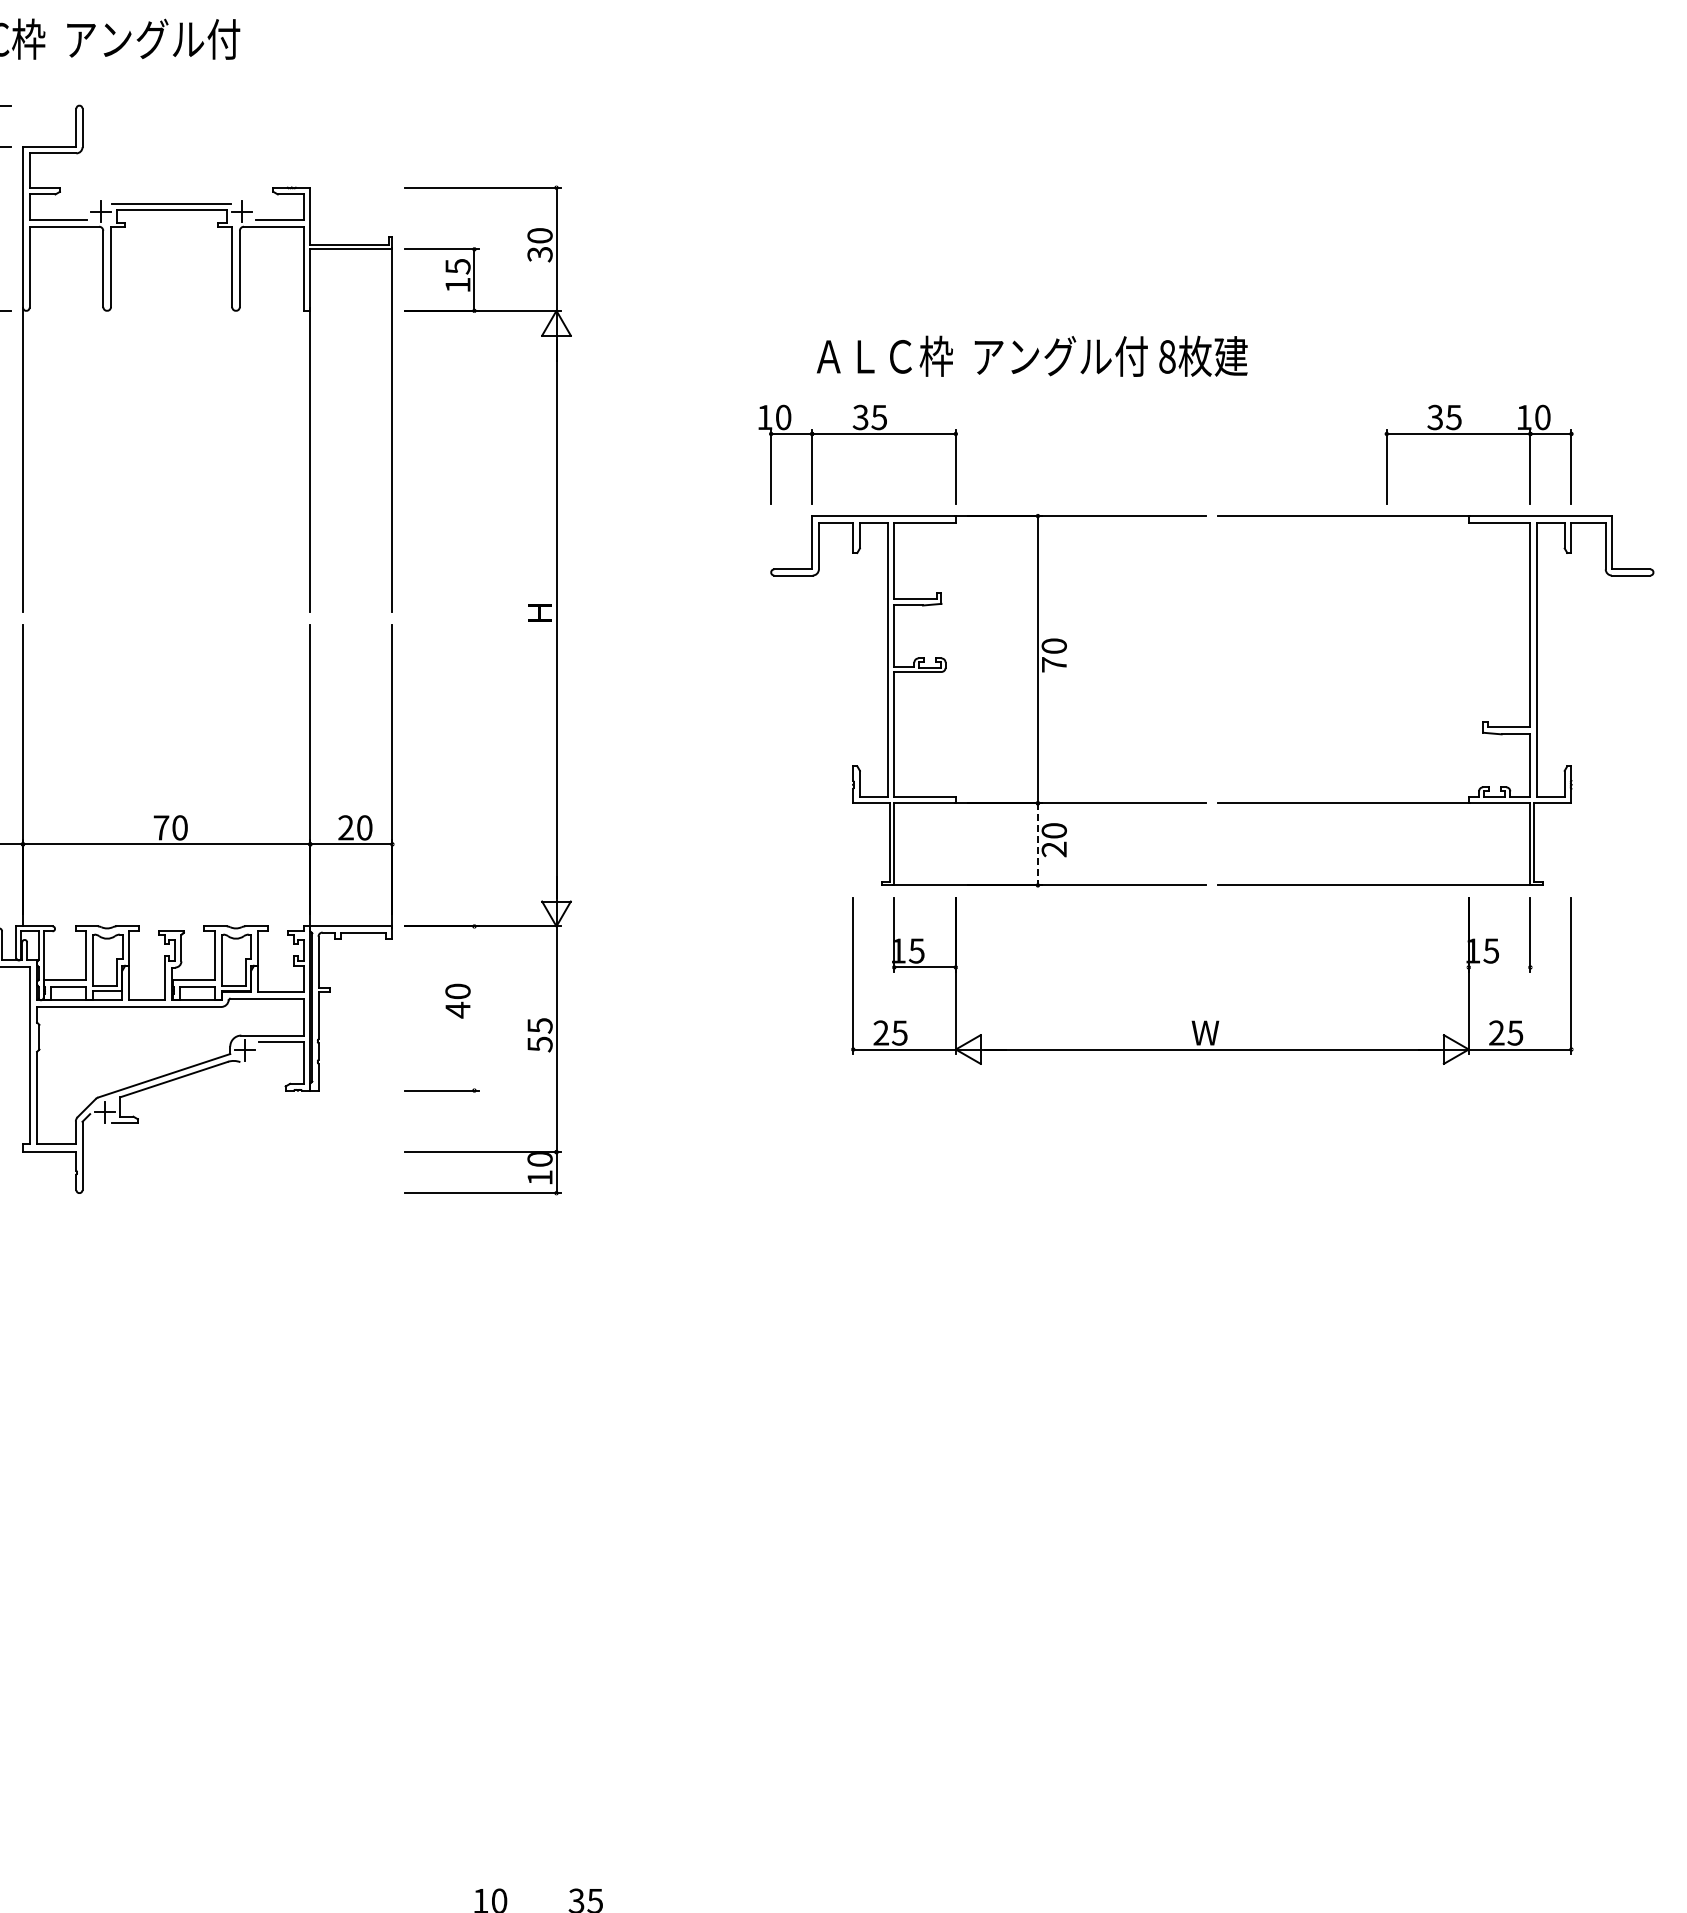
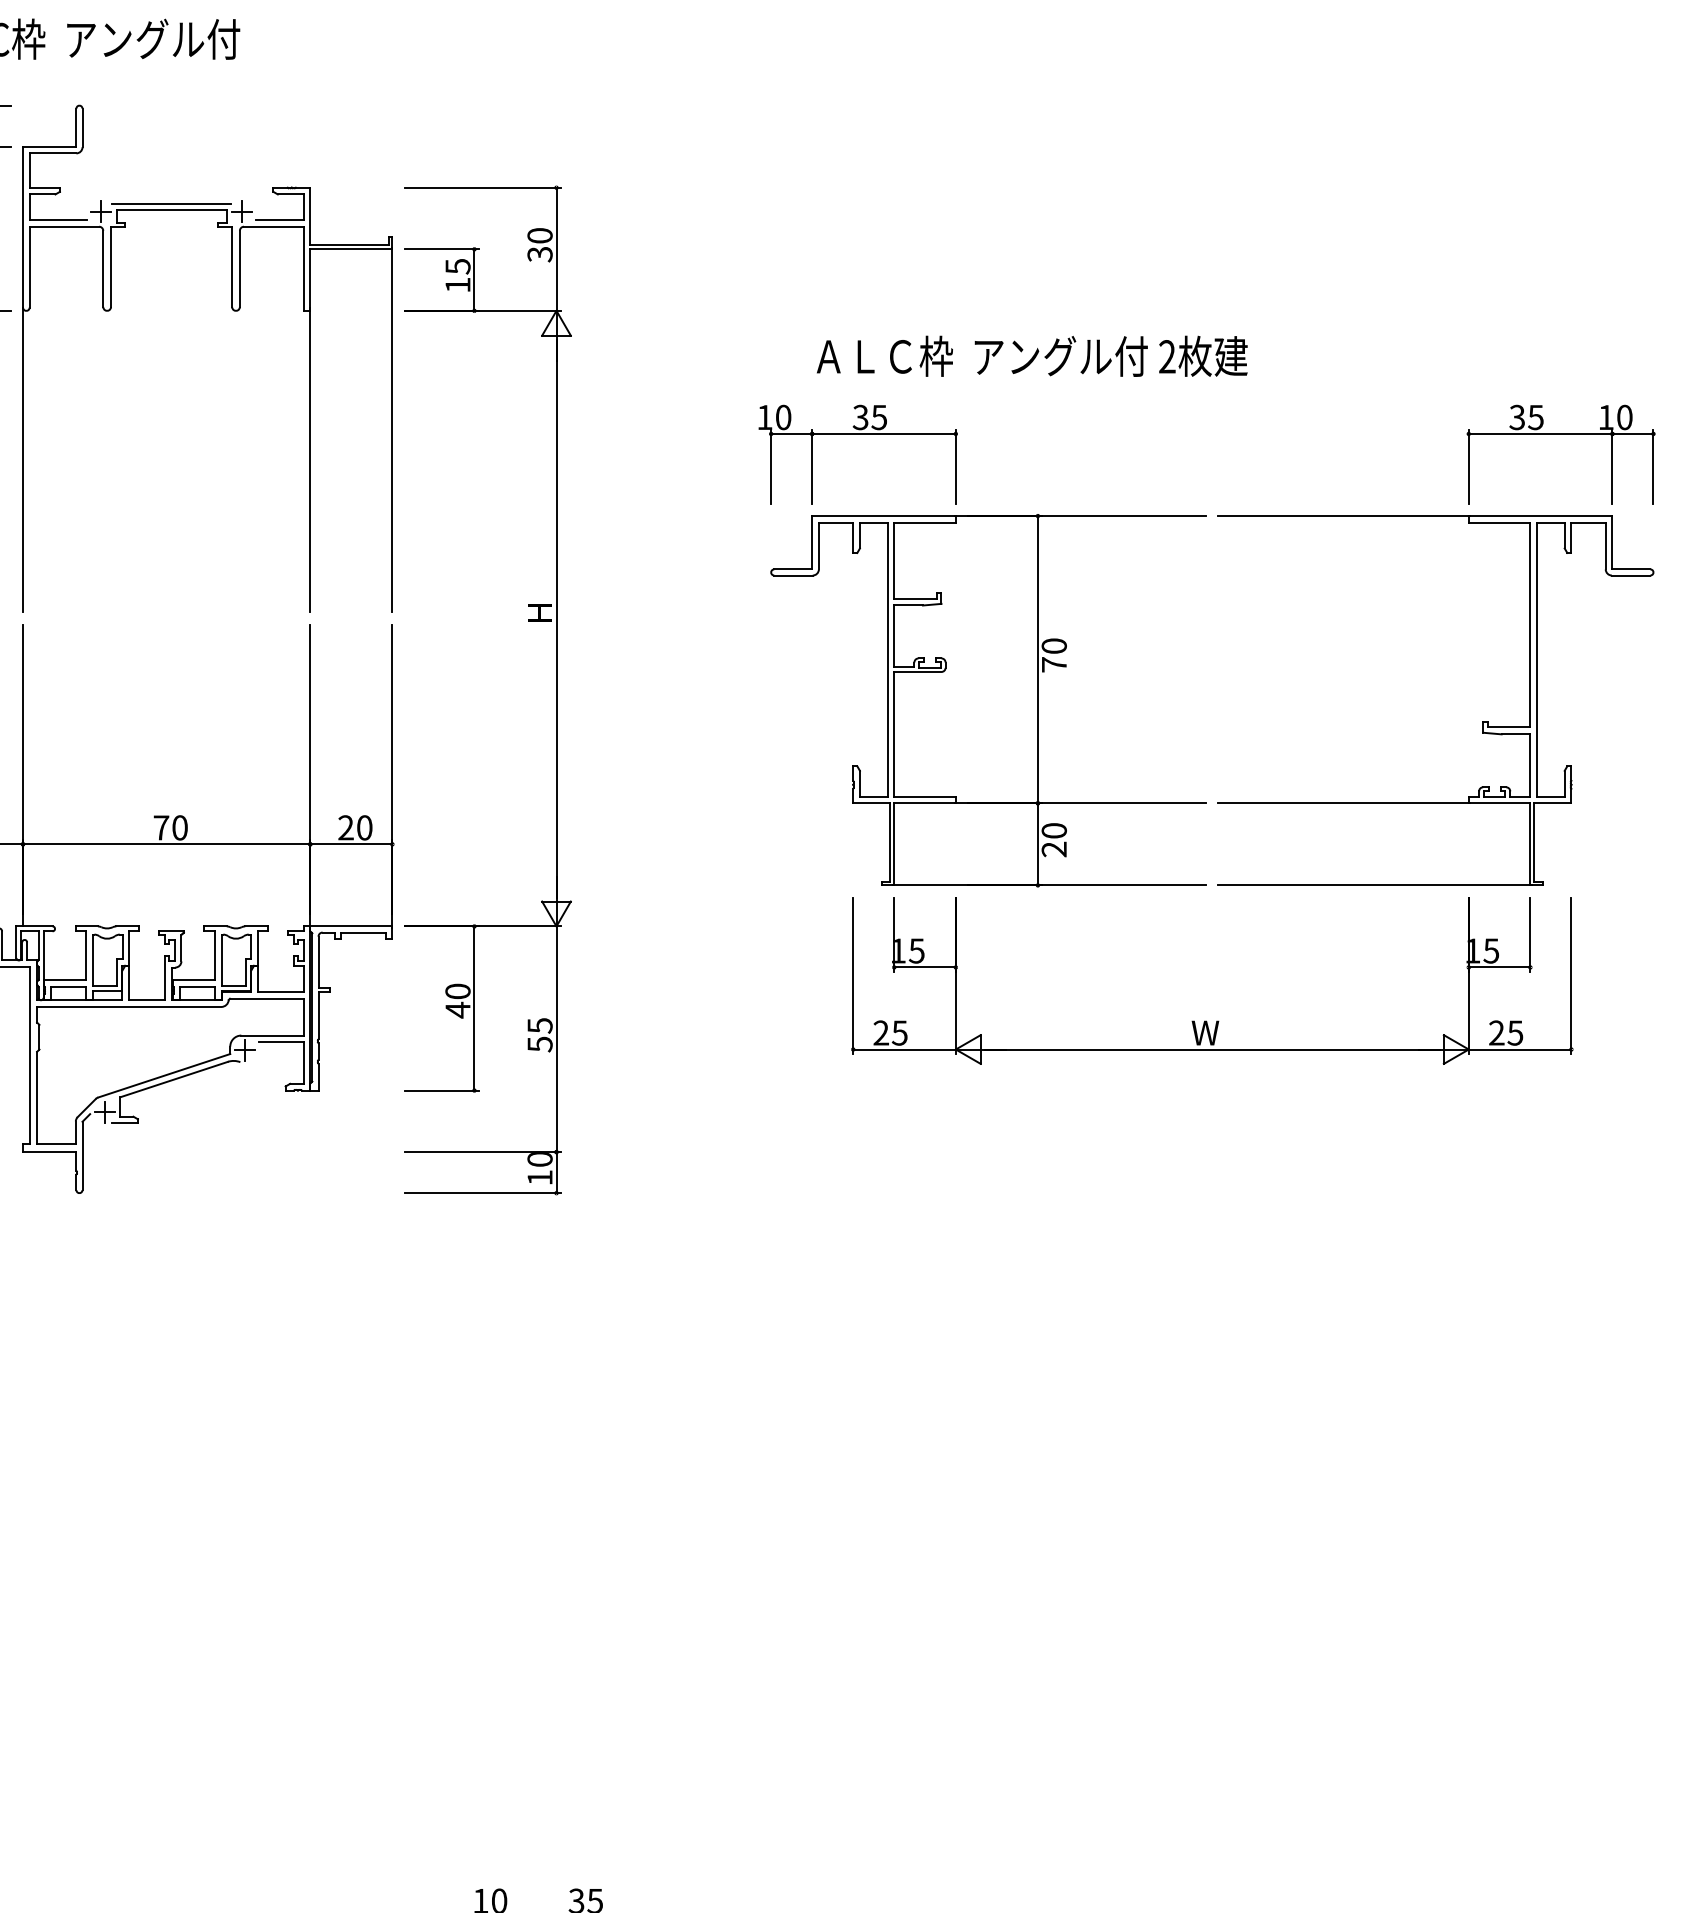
text: 8 -> 2 (1167, 356)
part position: (1478, 434) -> (1560, 434) (1560, 434)
line: dashed -> solid (1037, 844)
line: none -> present (1499, 967)
line: none -> present (474, 1008)
